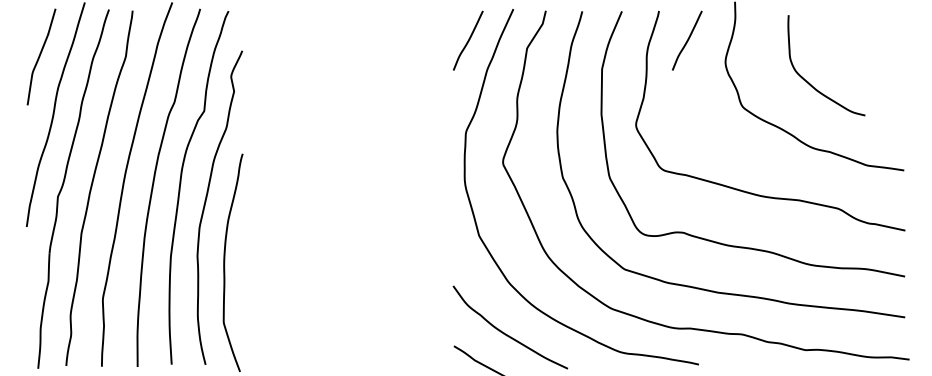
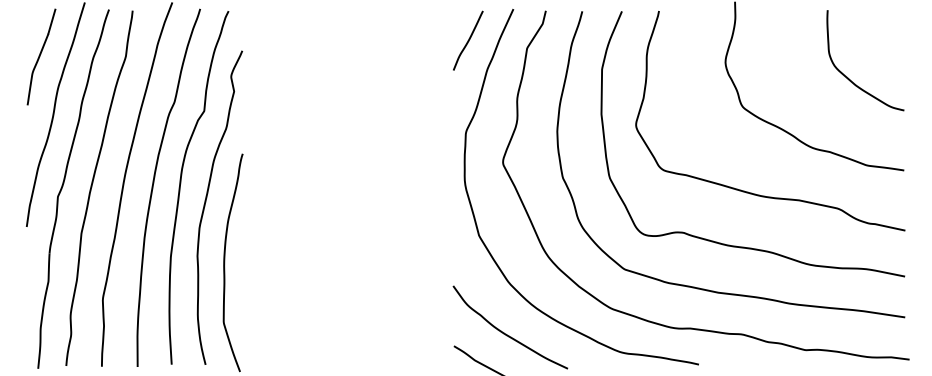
curve: present -> none (687, 40)
curve position: (809, 82) -> (848, 77) (848, 77)
